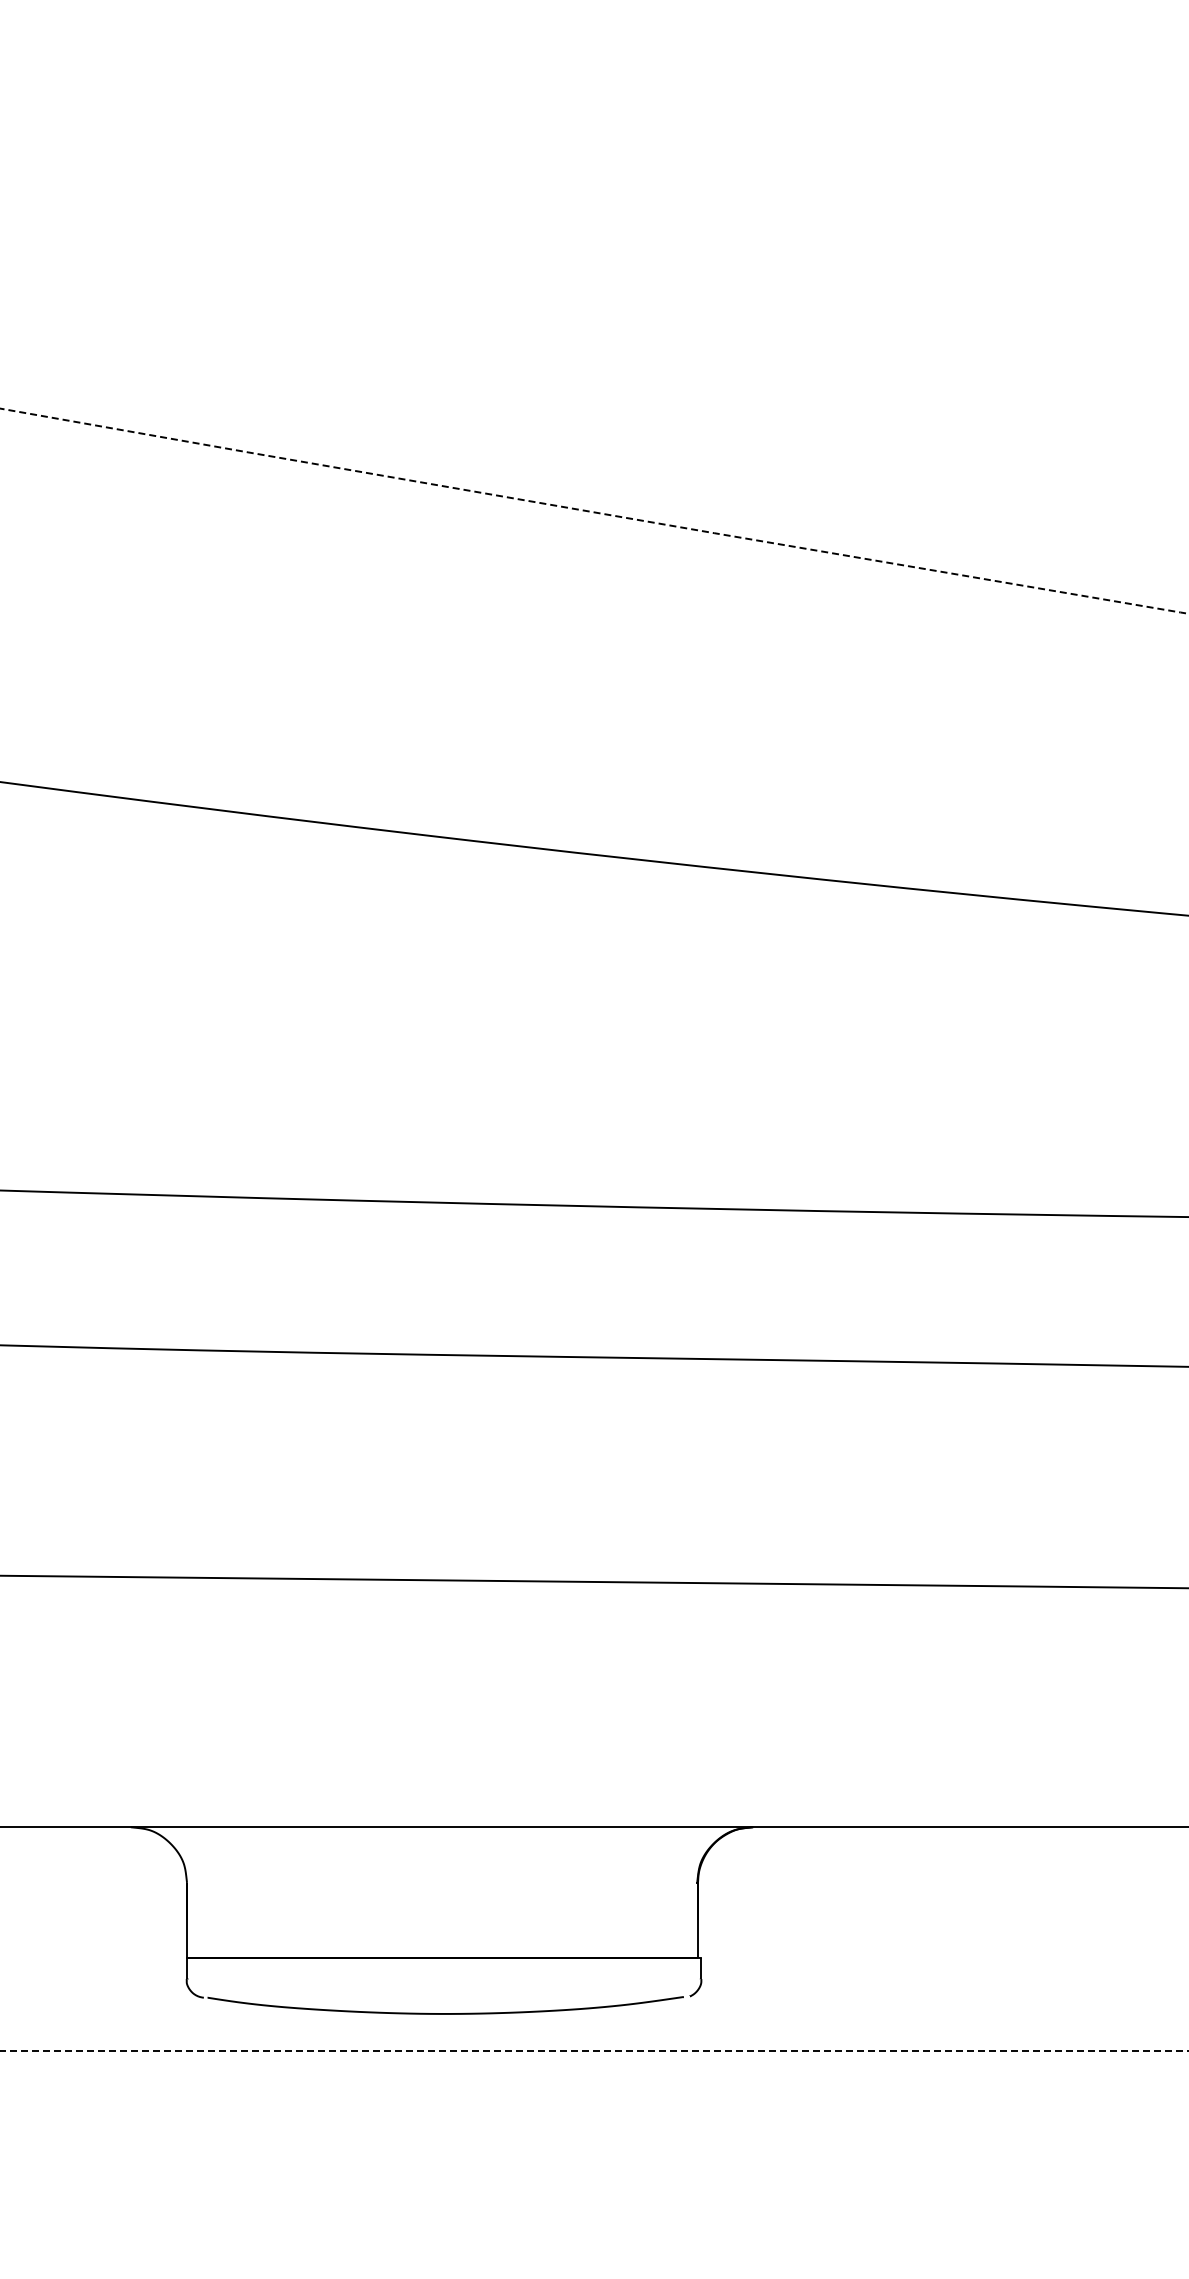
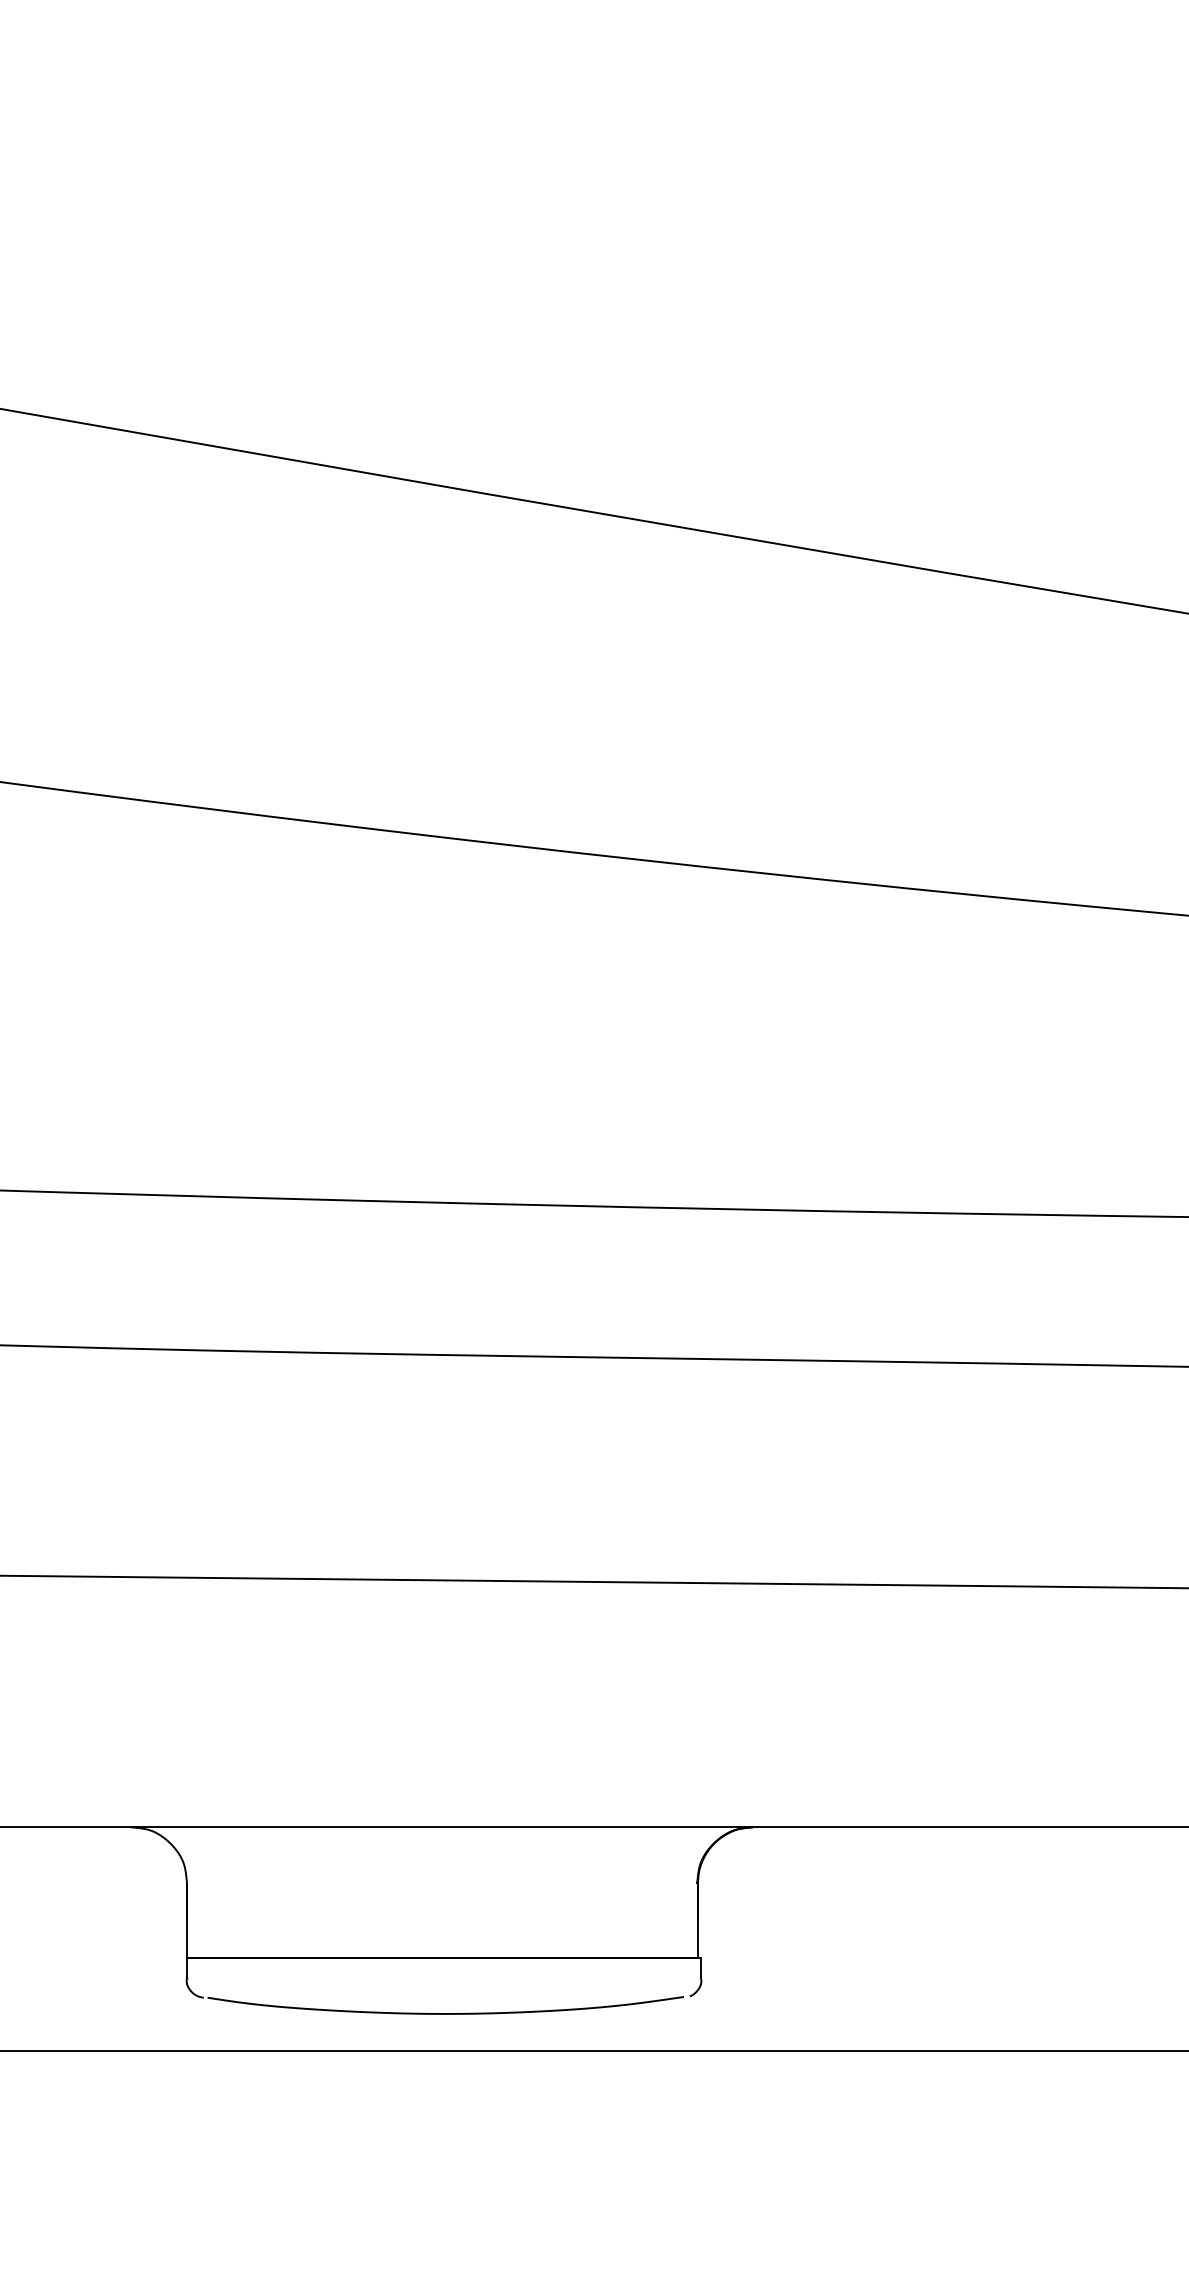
arc: dashed -> solid (595, 512)
line: dashed -> solid (594, 2051)
